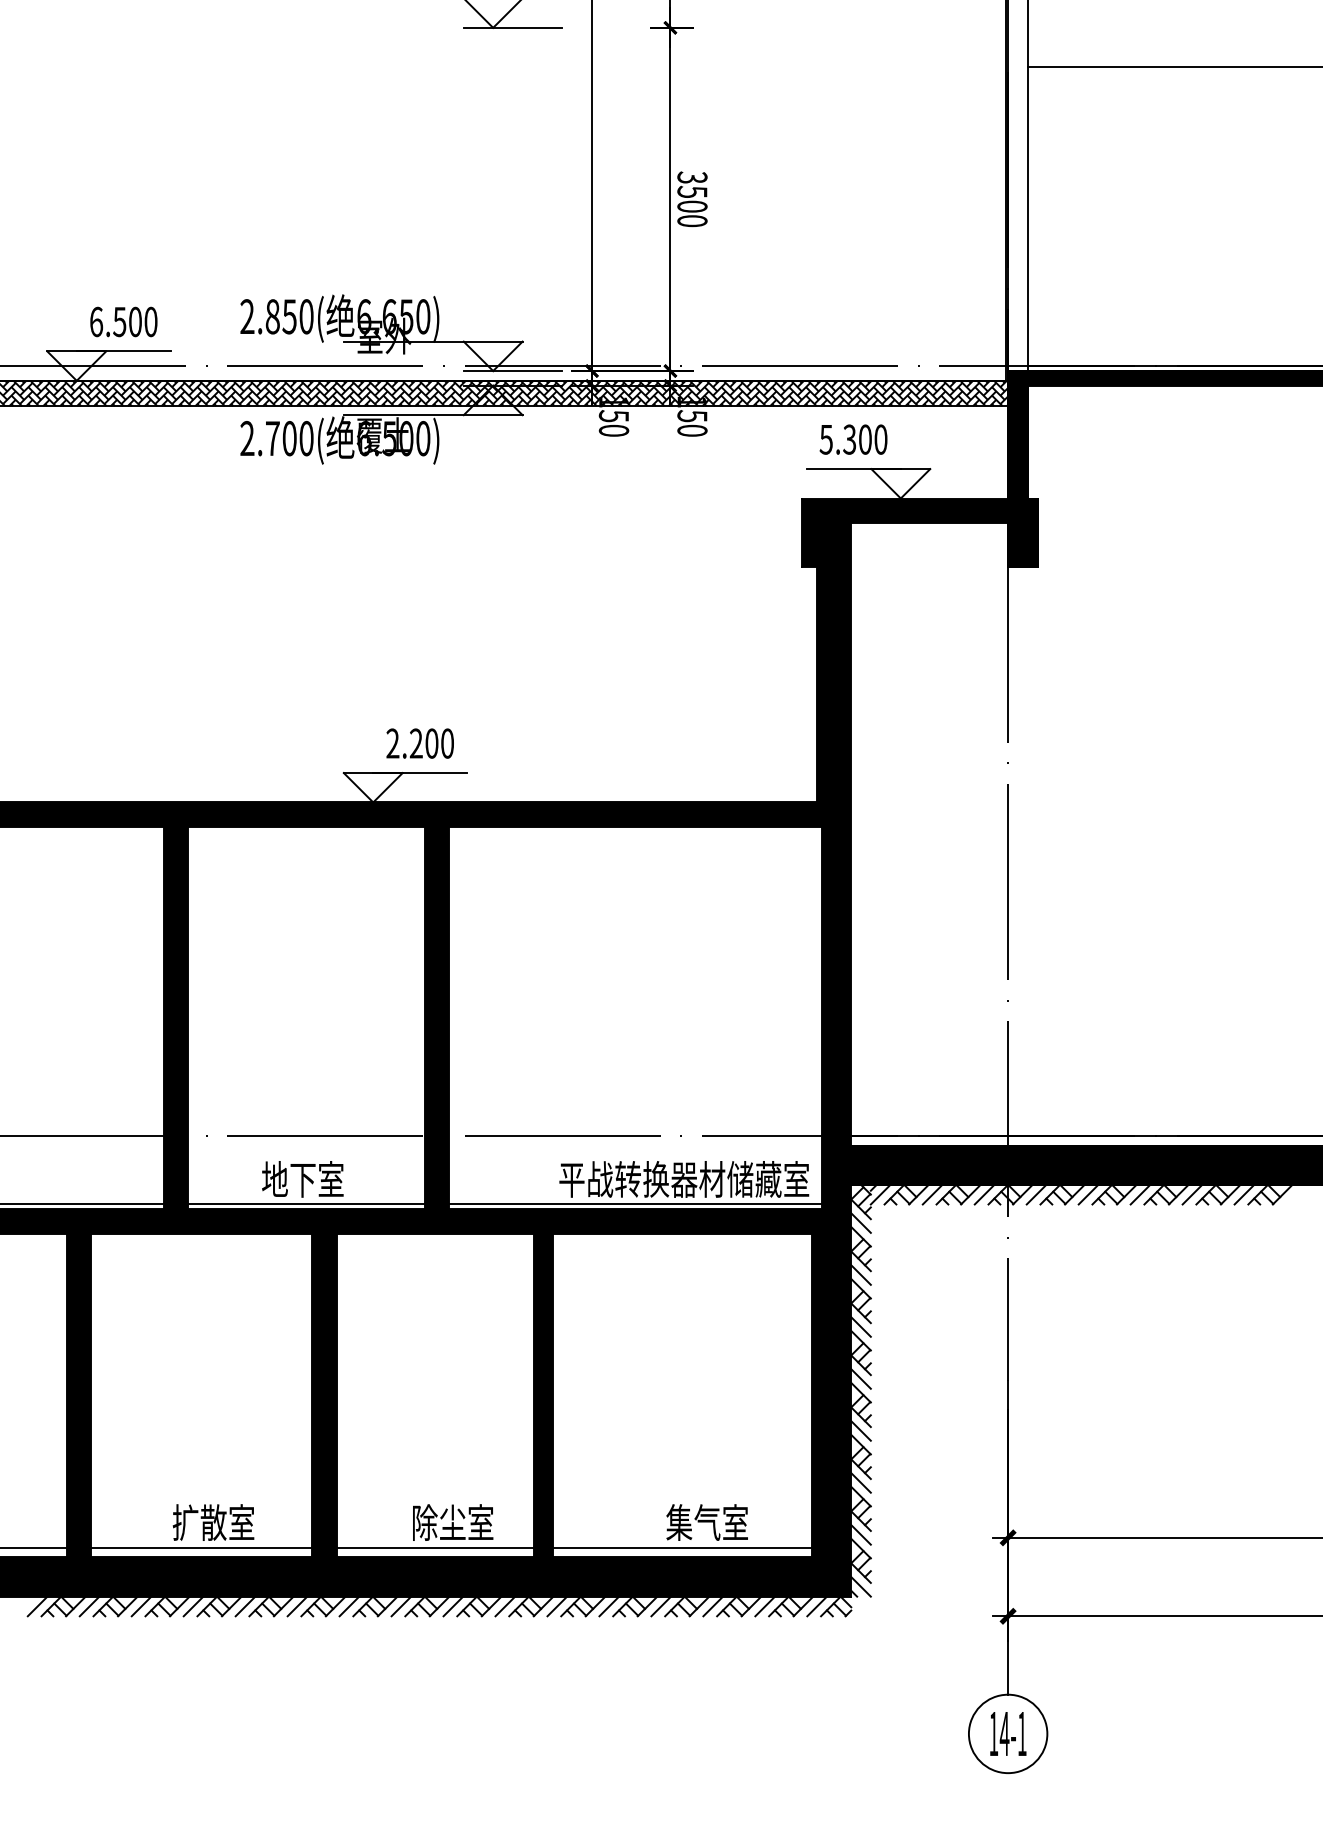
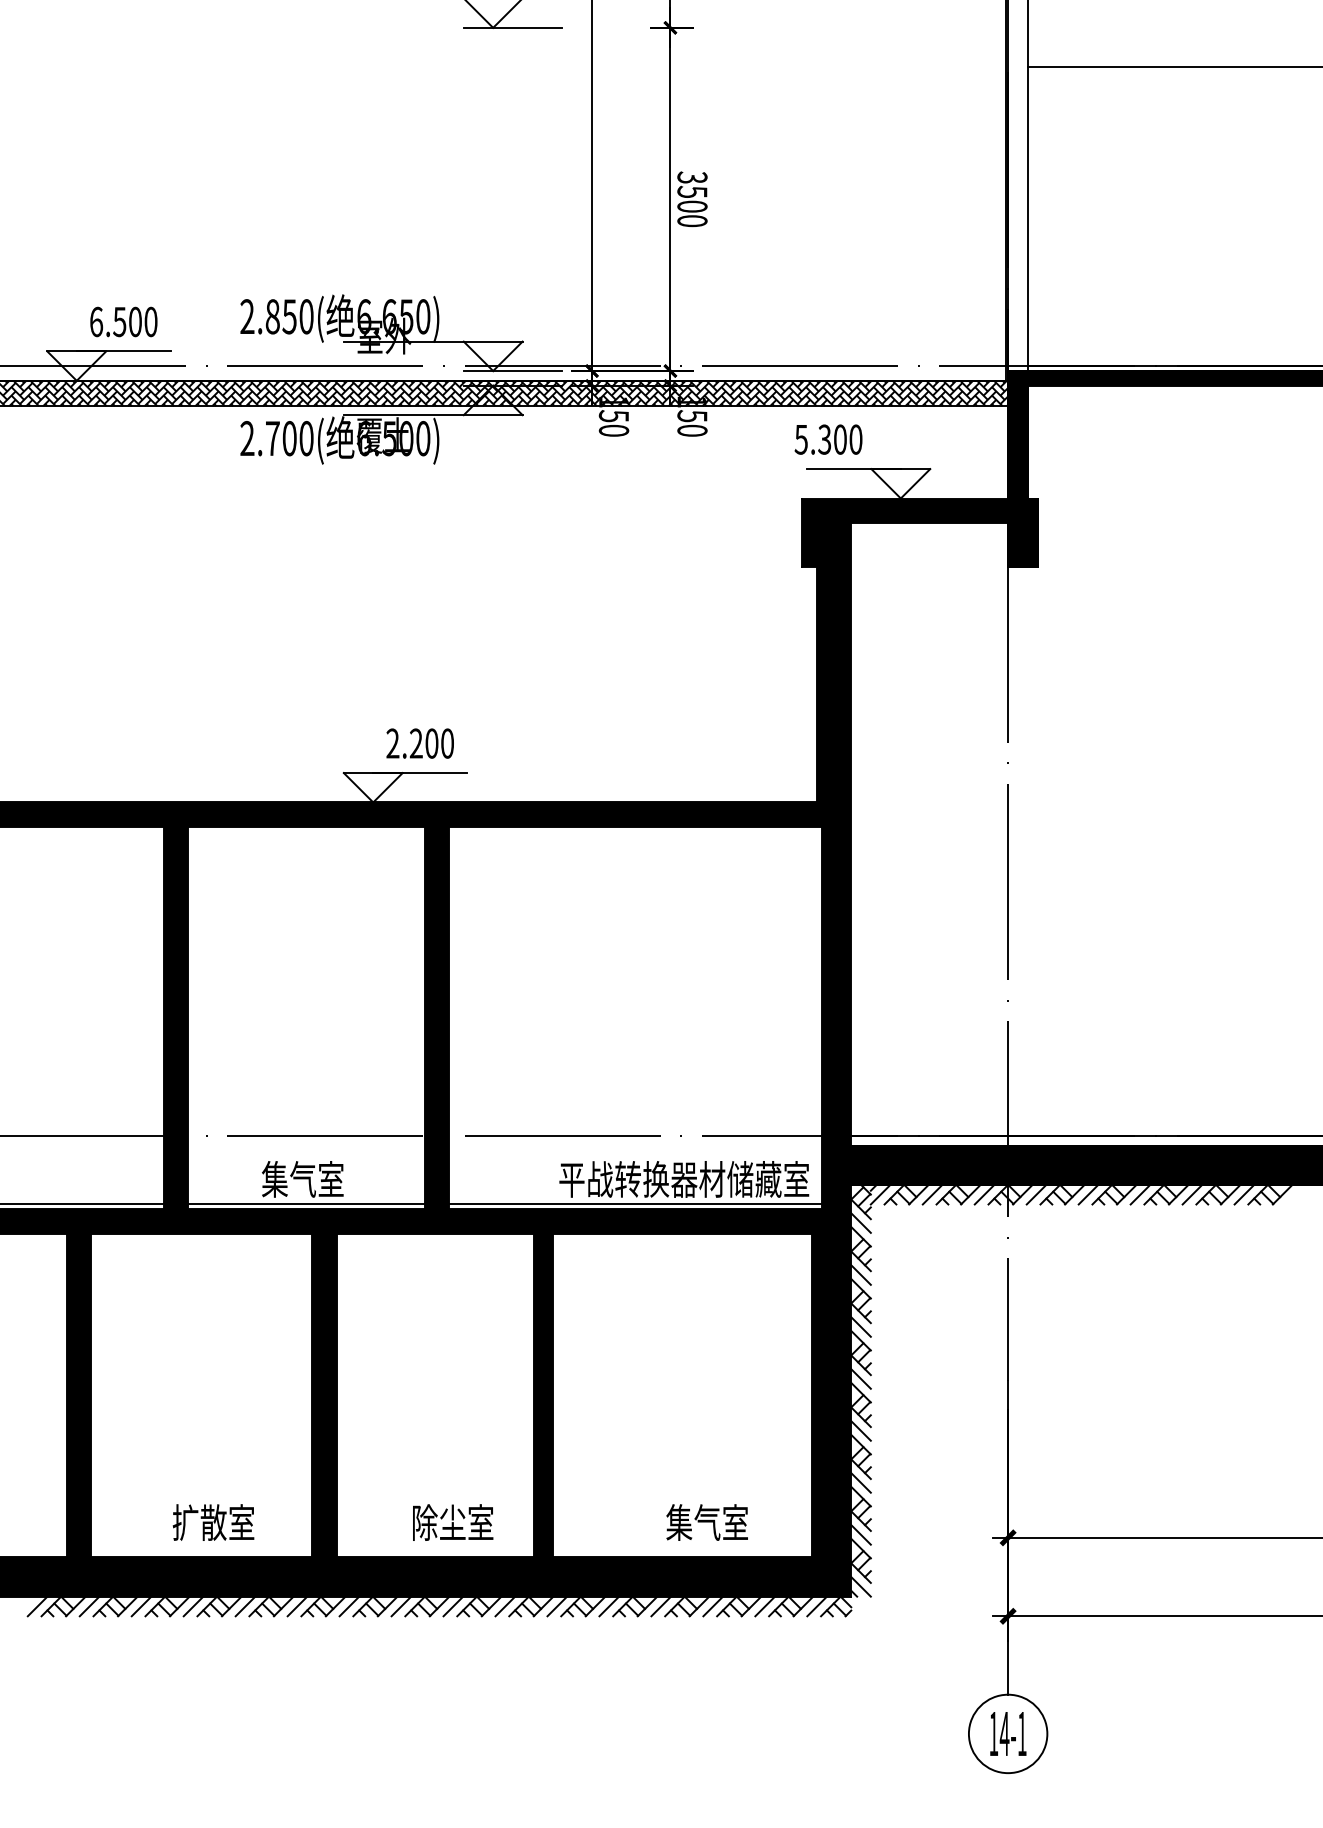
text position: (853, 439) -> (828, 439) (828, 439)
text: 地下室 -> 集气室 (288, 1179)
line: present -> none (407, 1547)
